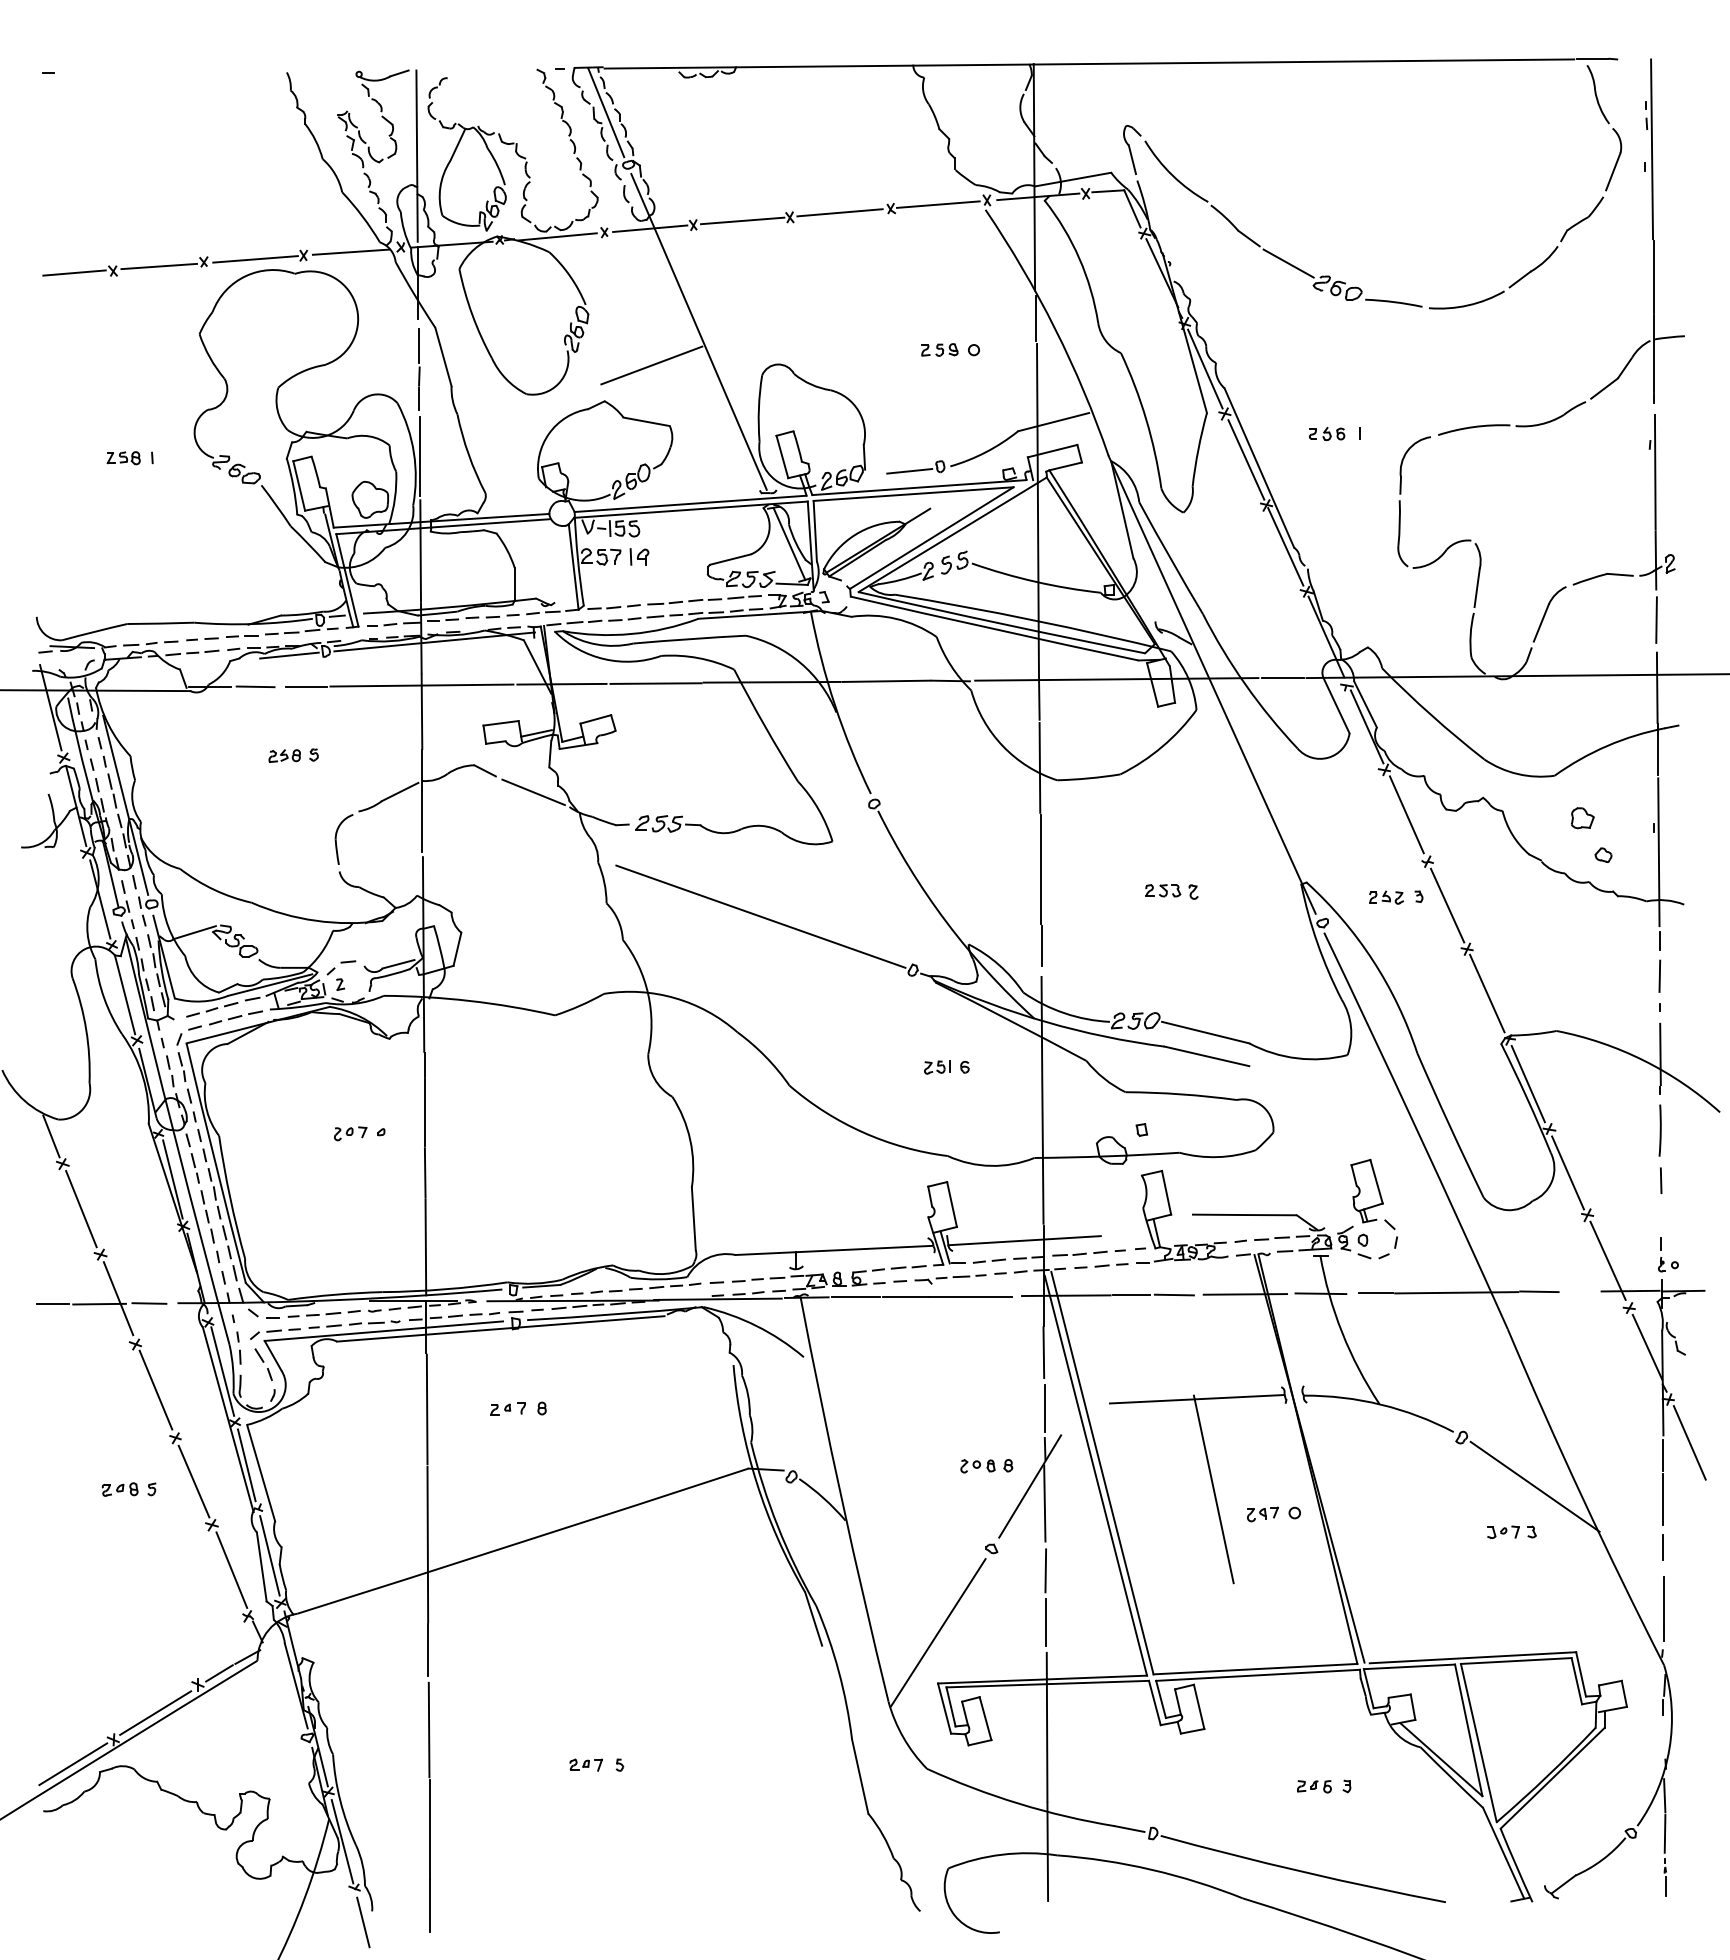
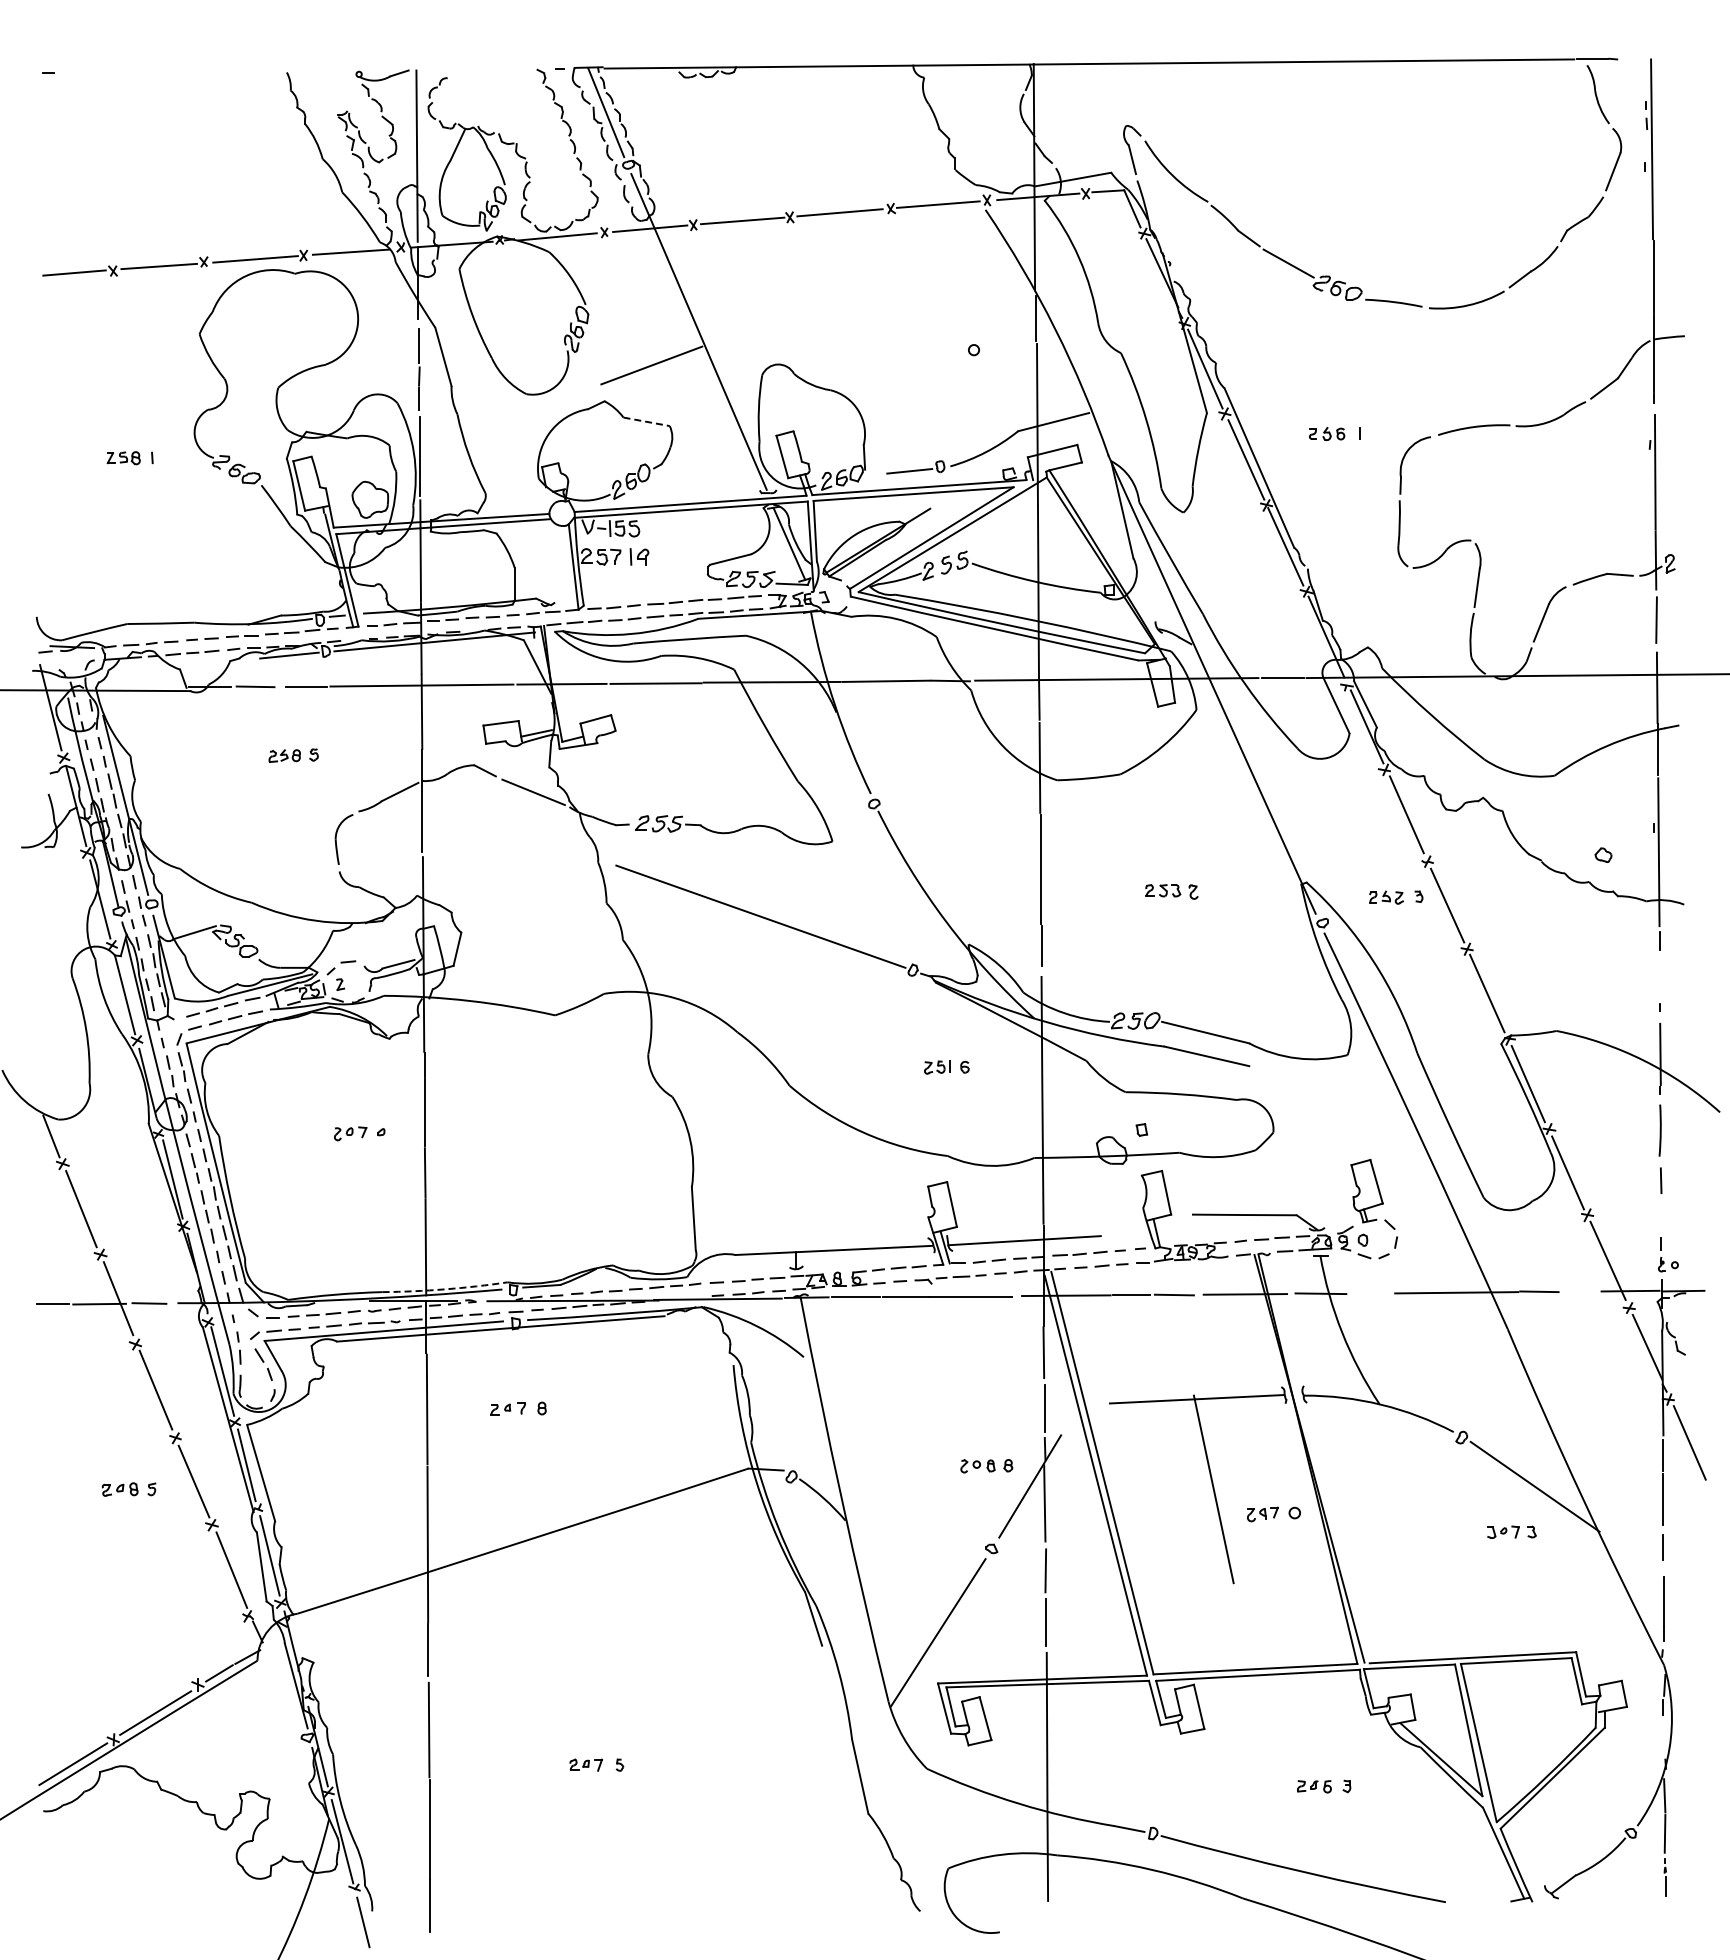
part: present -> none (939, 349)
line: solid -> dashed (646, 421)
part: present -> none (1582, 818)
line: present -> none (1659, 975)
arc: solid -> dashed (445, 1289)
line: present -> none (1376, 1293)
